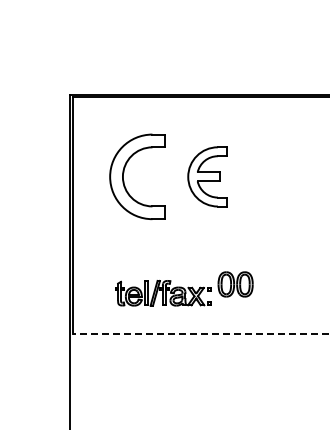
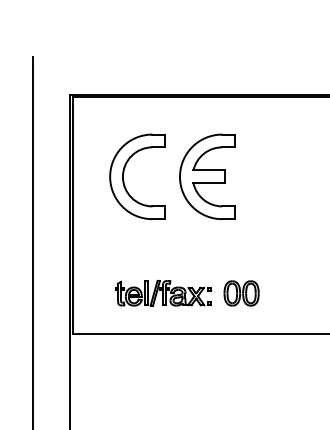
part size: 41x62 px -> 57x88 px (207, 176)
line: none -> present (32, 241)
part position: (235, 284) -> (241, 293) (241, 293)
line: dashed -> solid (200, 334)
